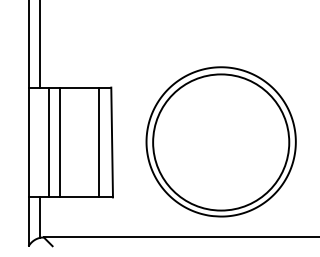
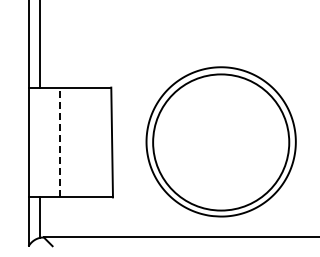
line: present -> none (48, 142)
line: solid -> dashed (59, 142)
line: present -> none (99, 142)
